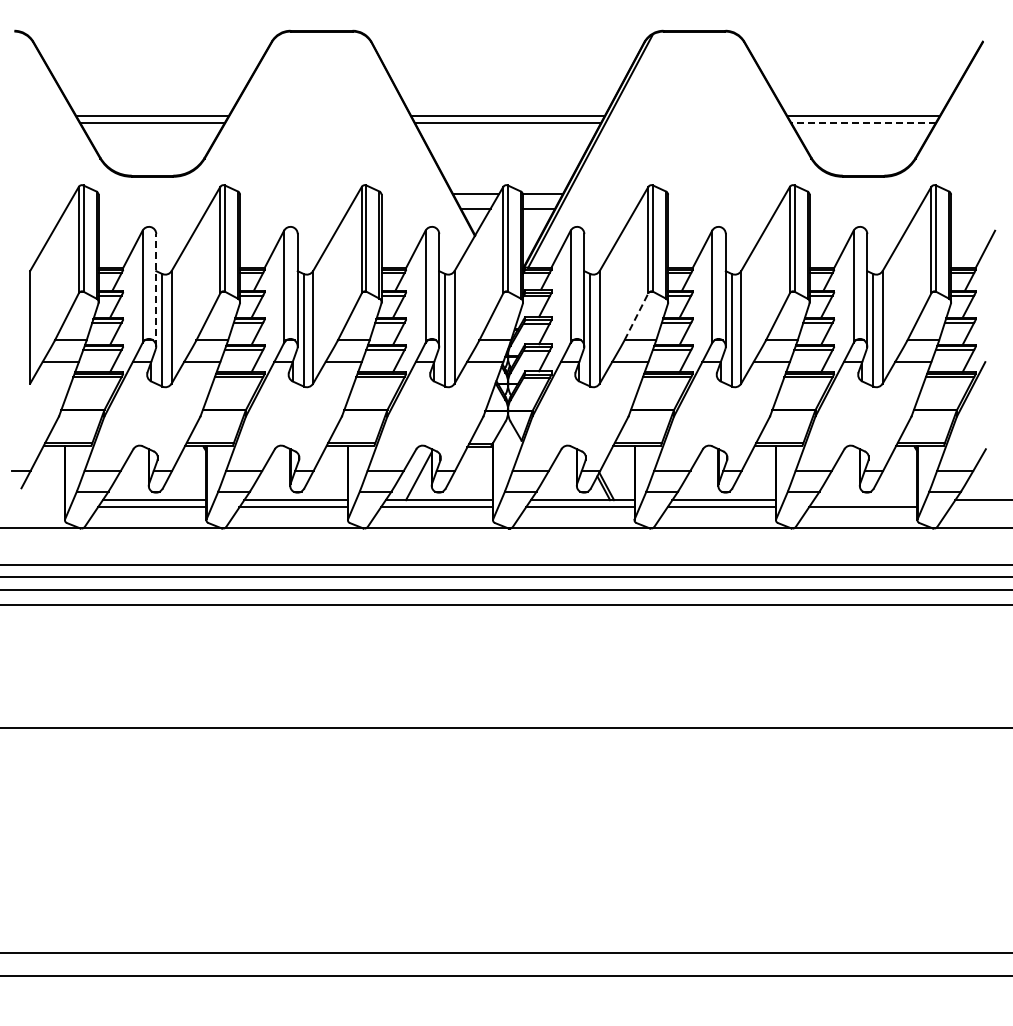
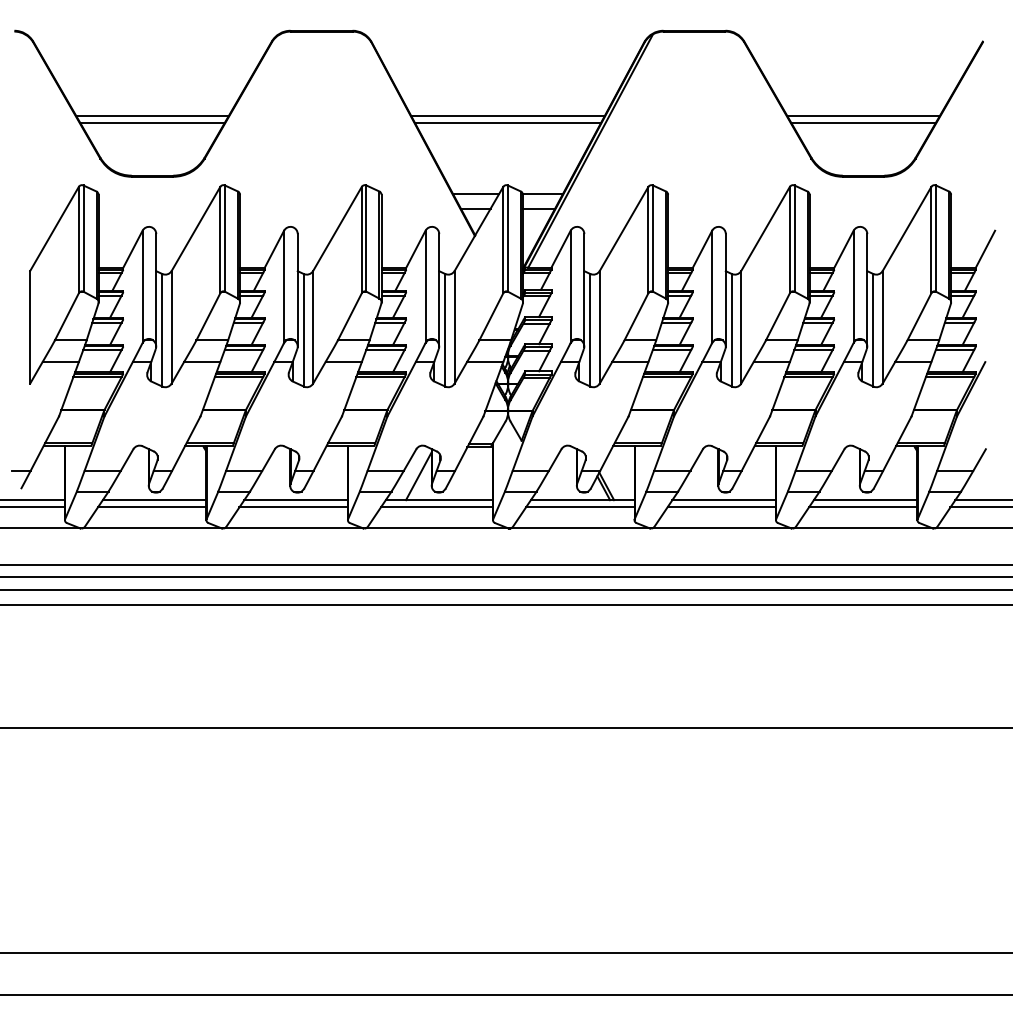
line: dashed -> solid (863, 122)
line: dashed -> solid (156, 289)
line: dashed -> solid (636, 316)
line: none -> present (33, 500)
line: none -> present (865, 500)
line: none -> present (33, 507)
line: none -> present (979, 507)
line position: (505, 976) -> (505, 995) (505, 995)
